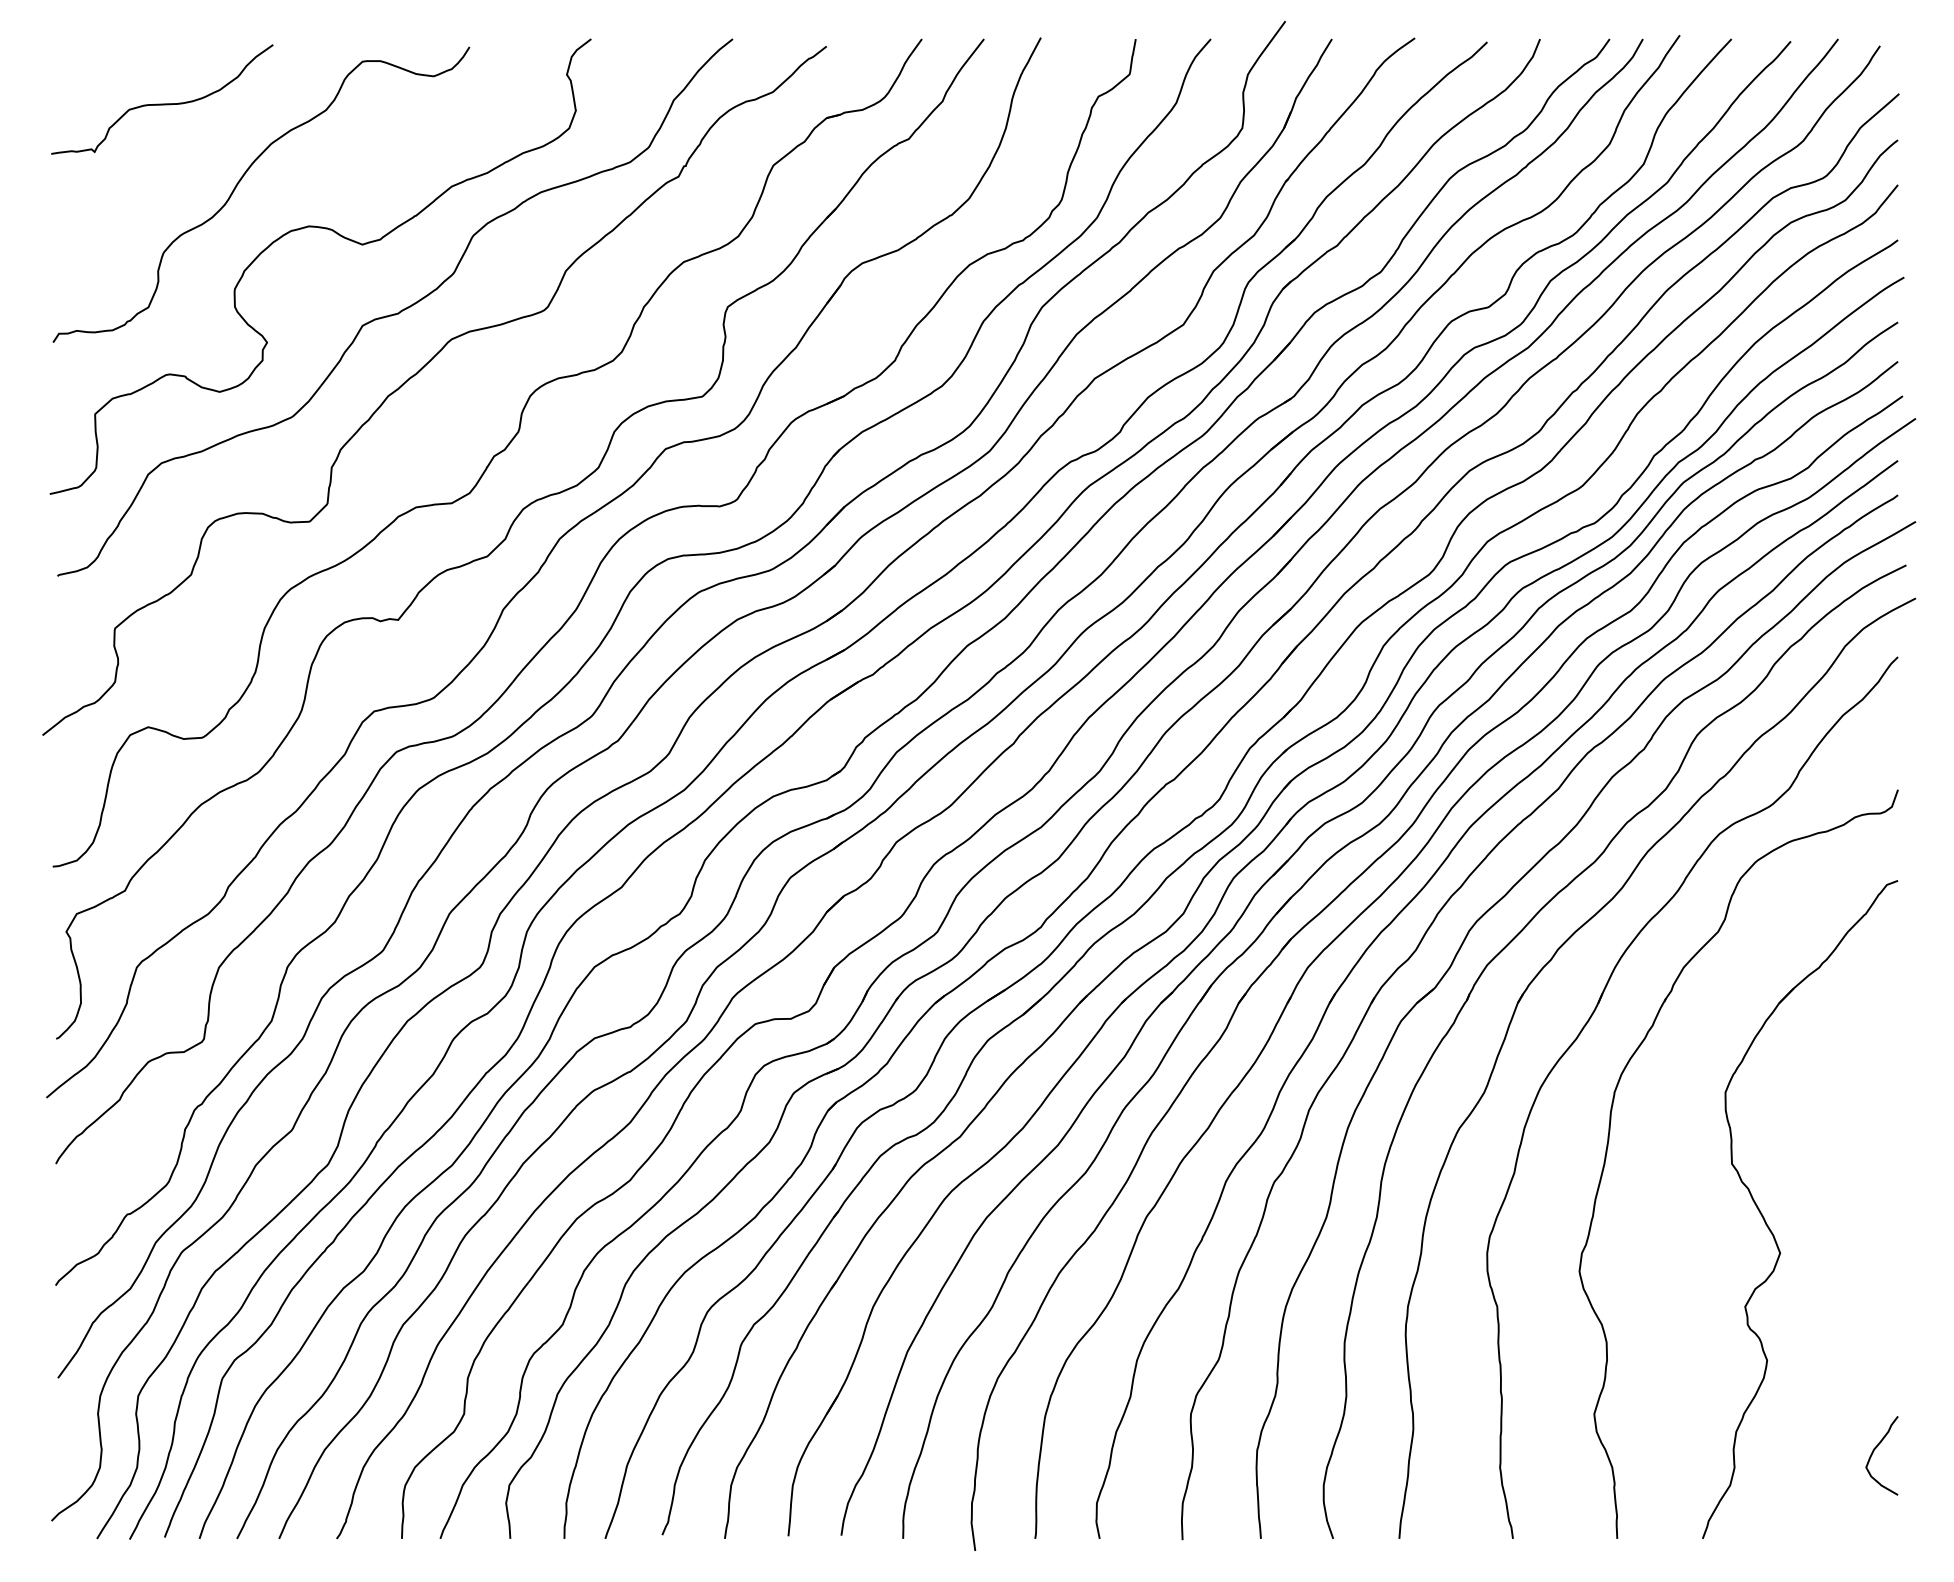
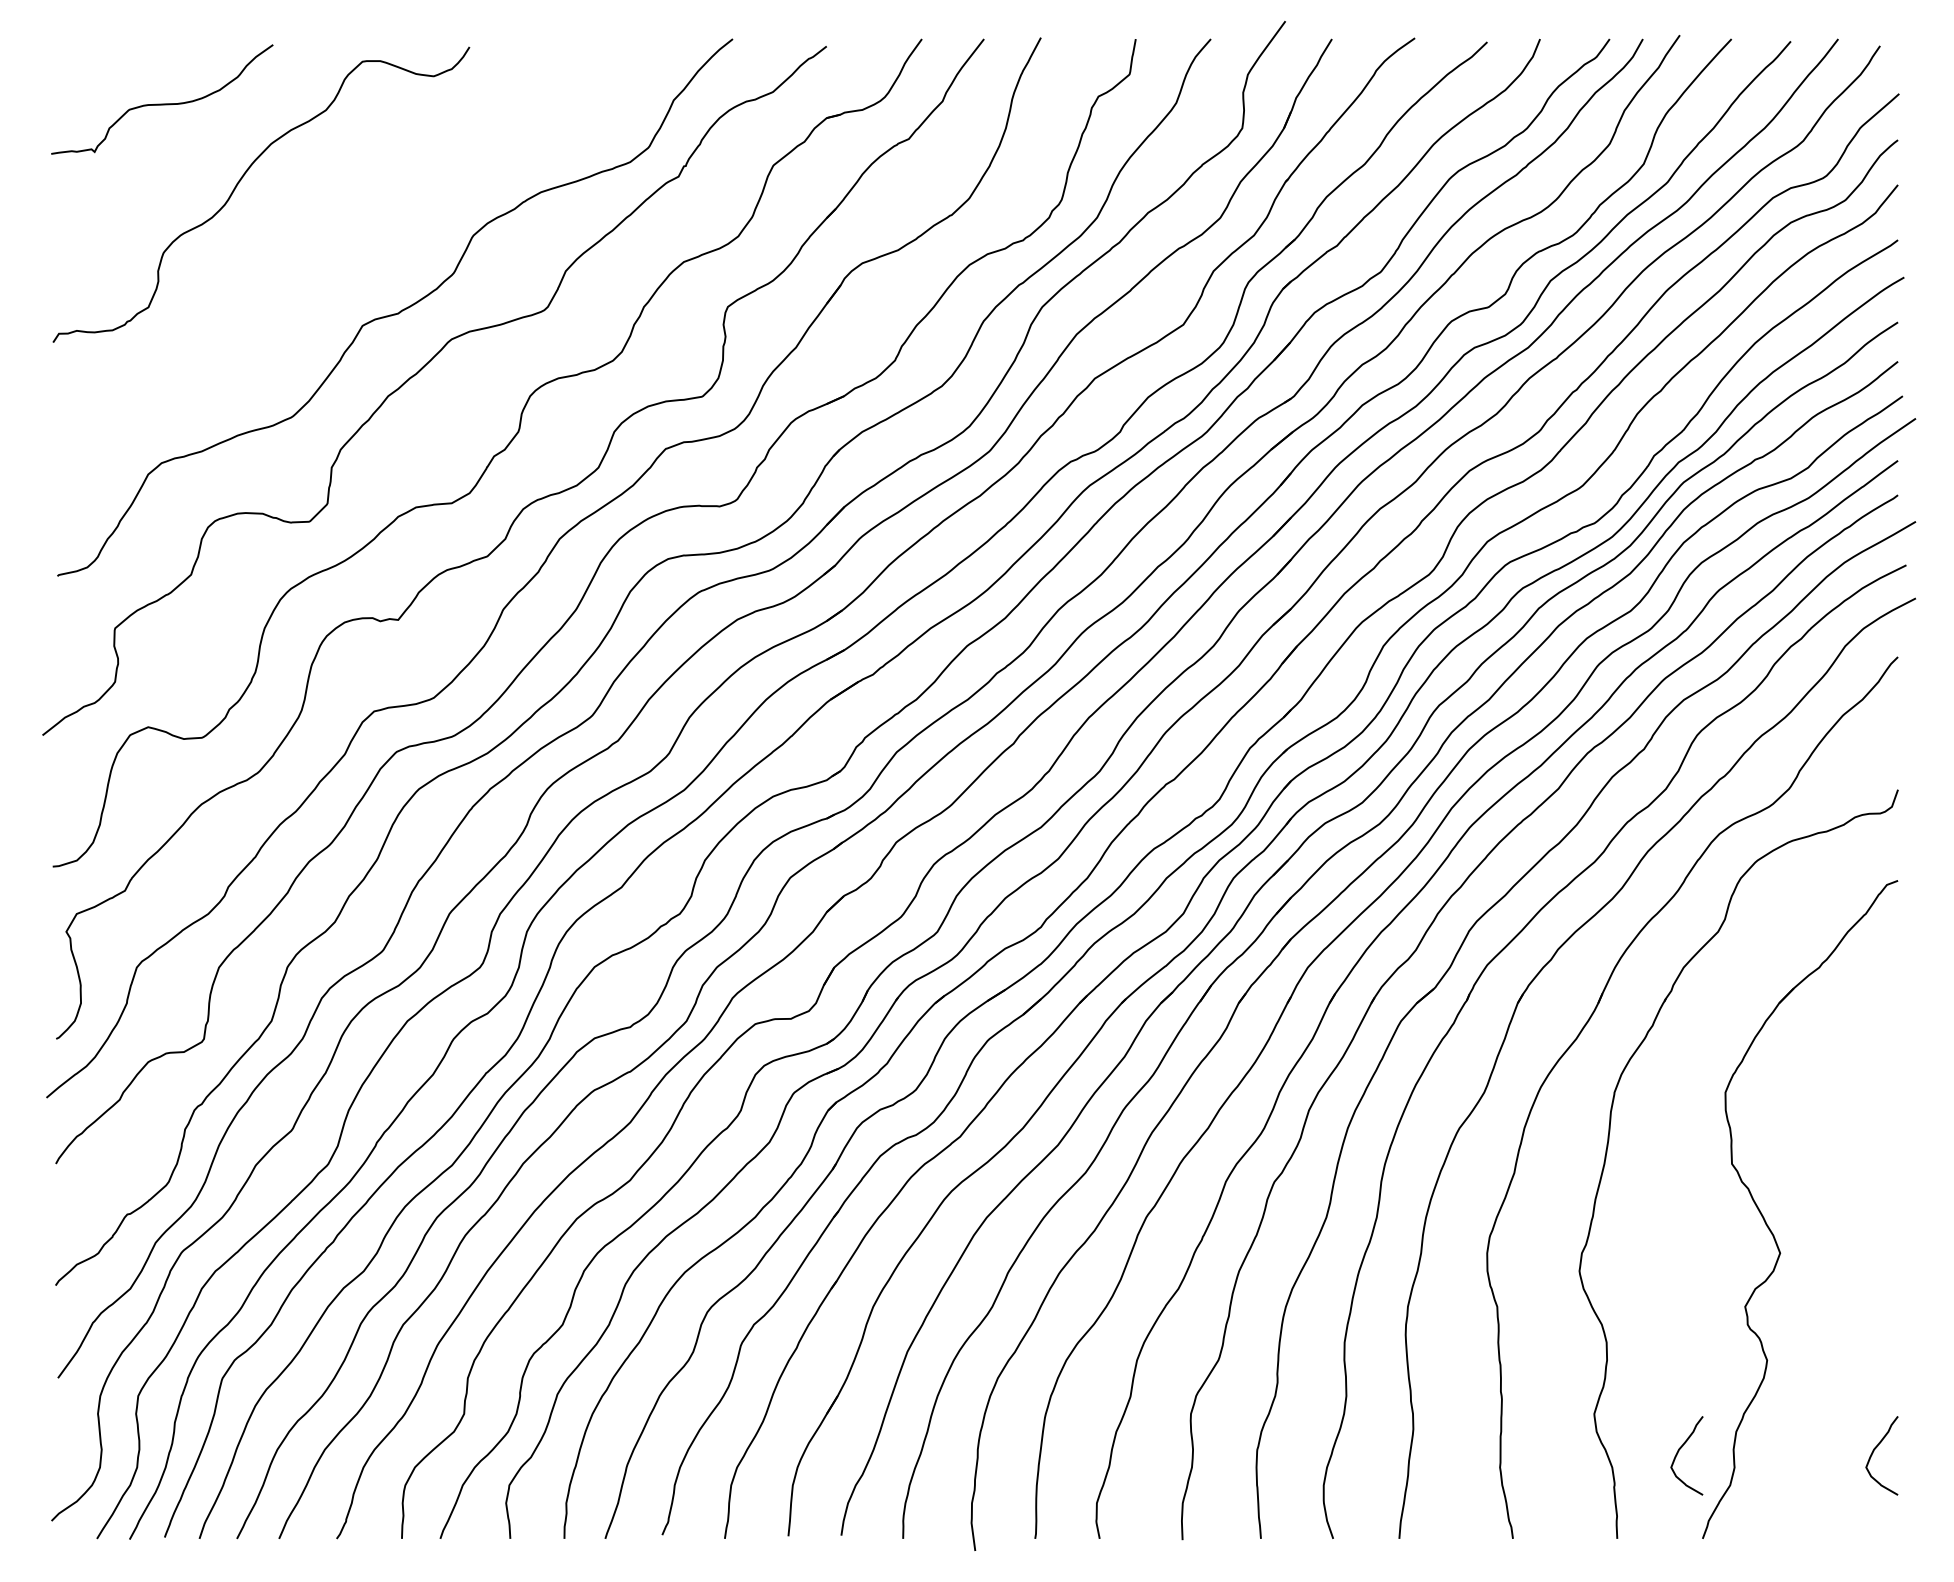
curve: present -> none (338, 235)
curve: none -> present (1679, 1451)
